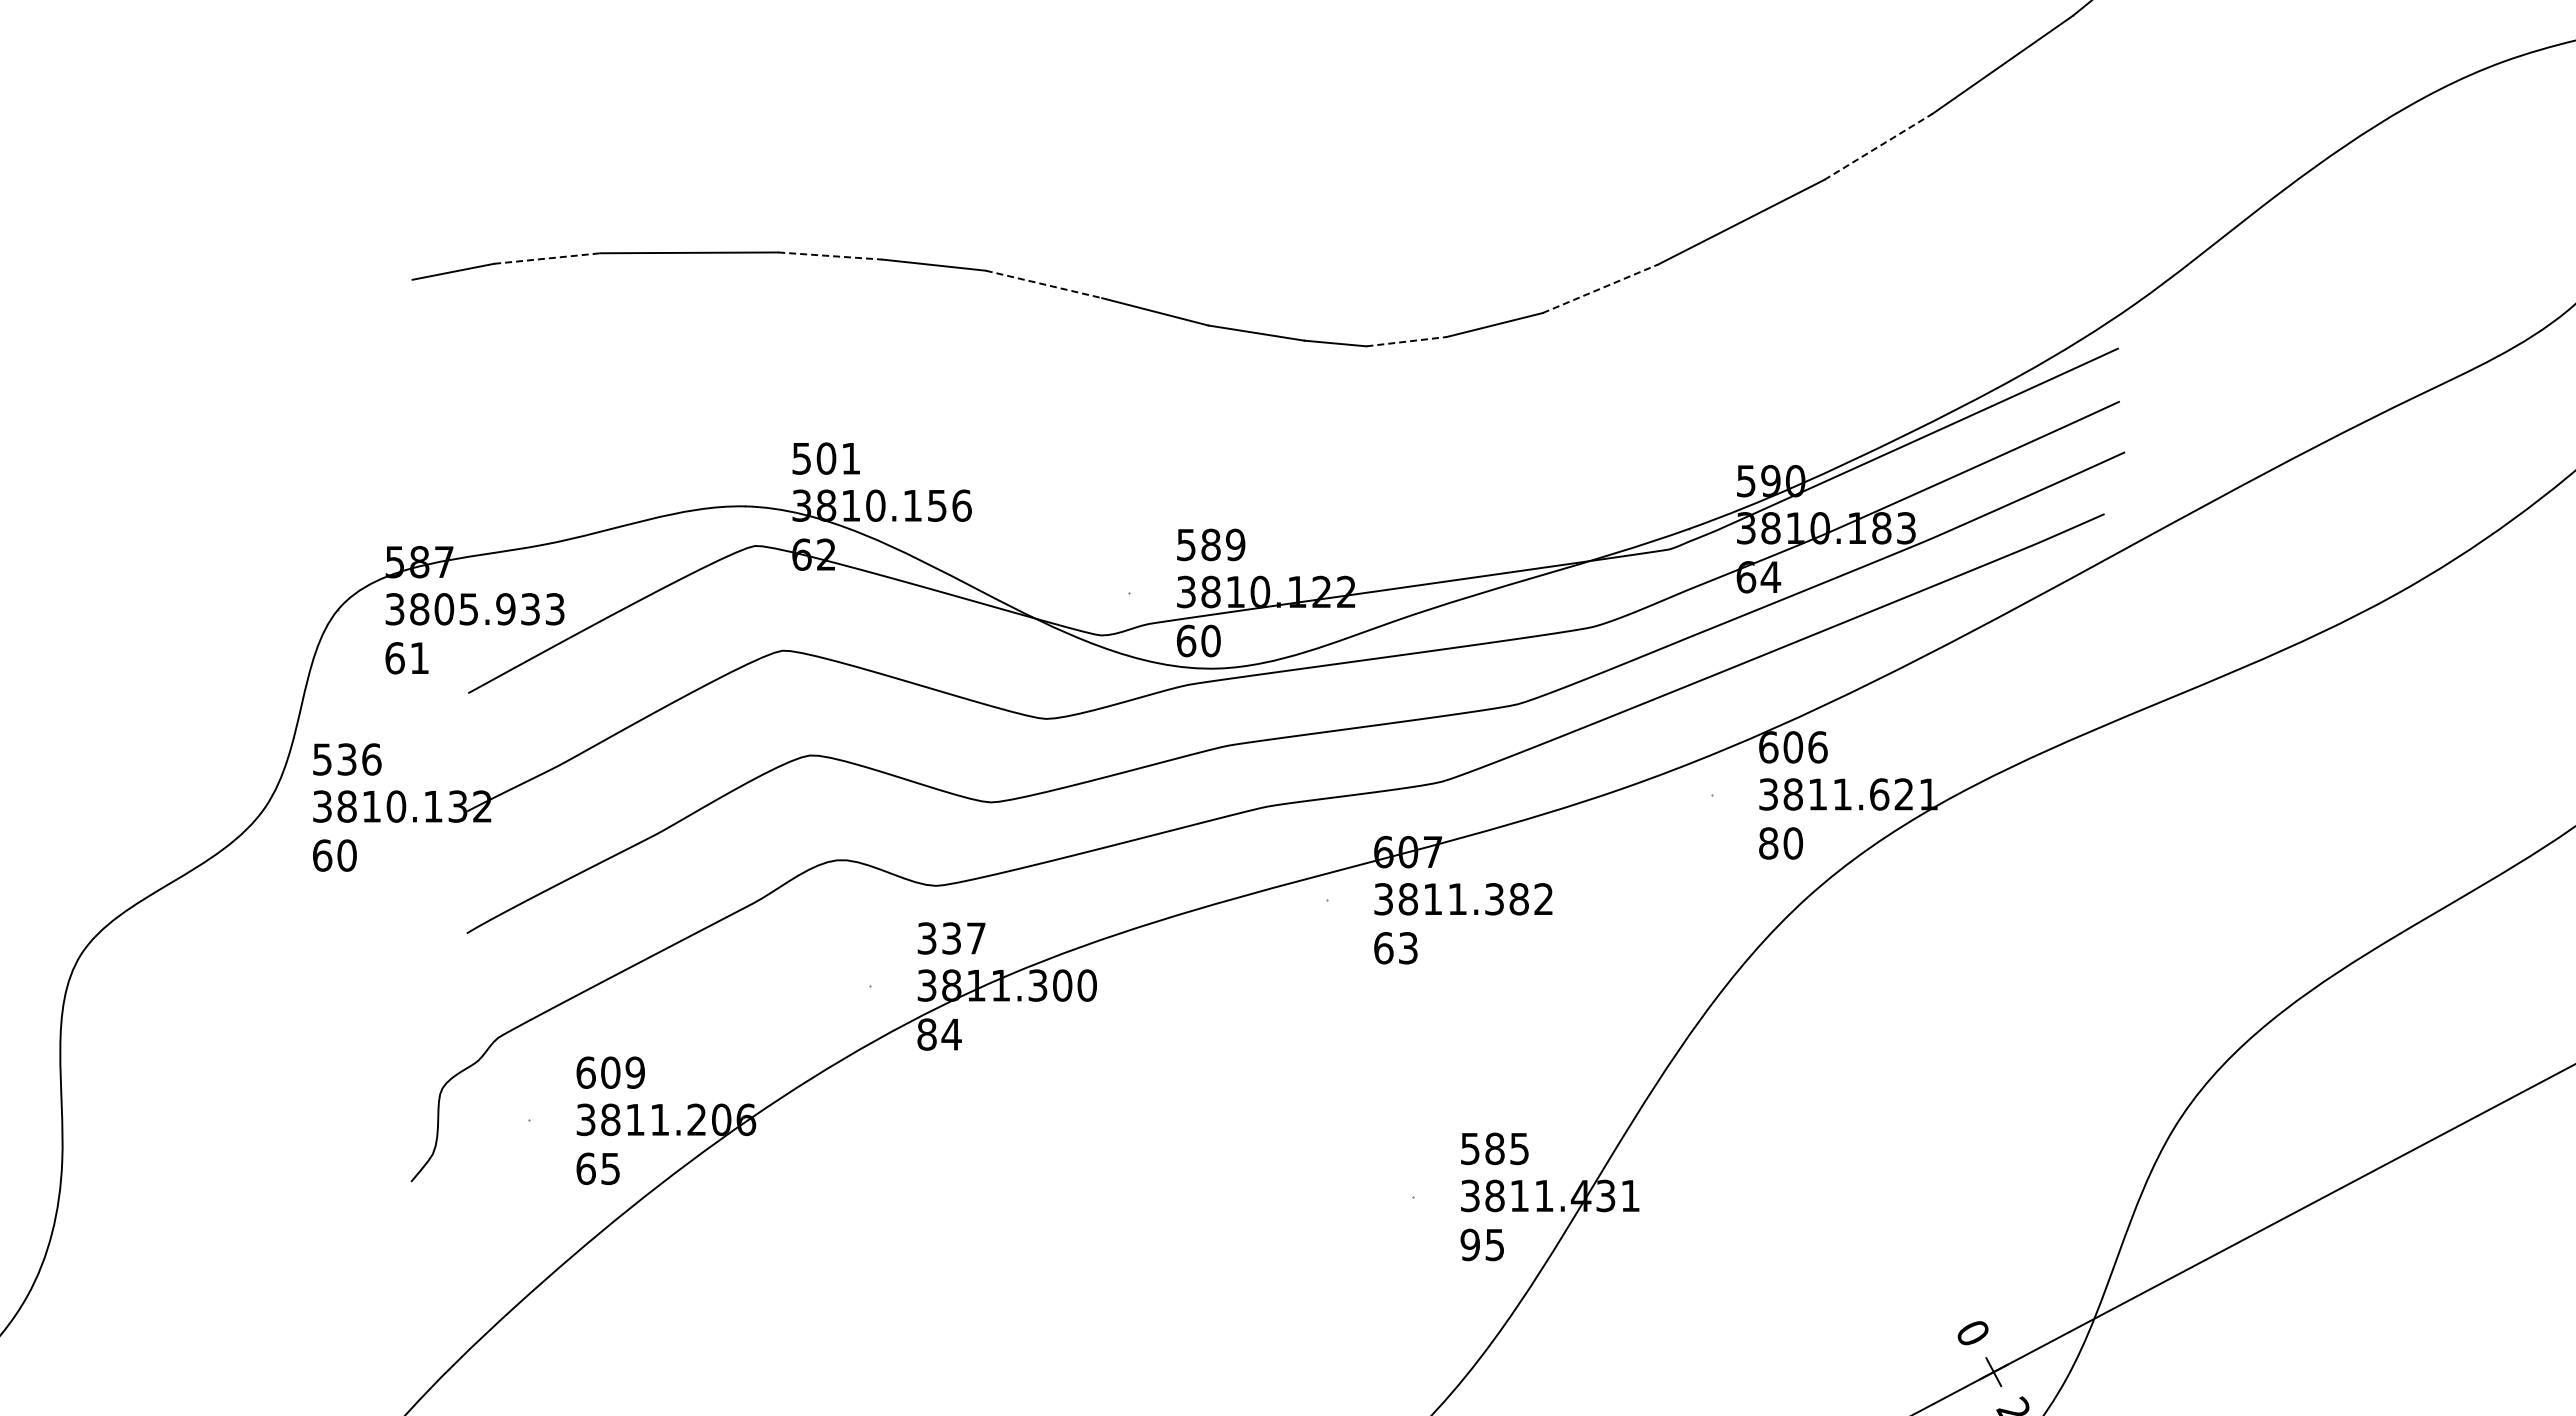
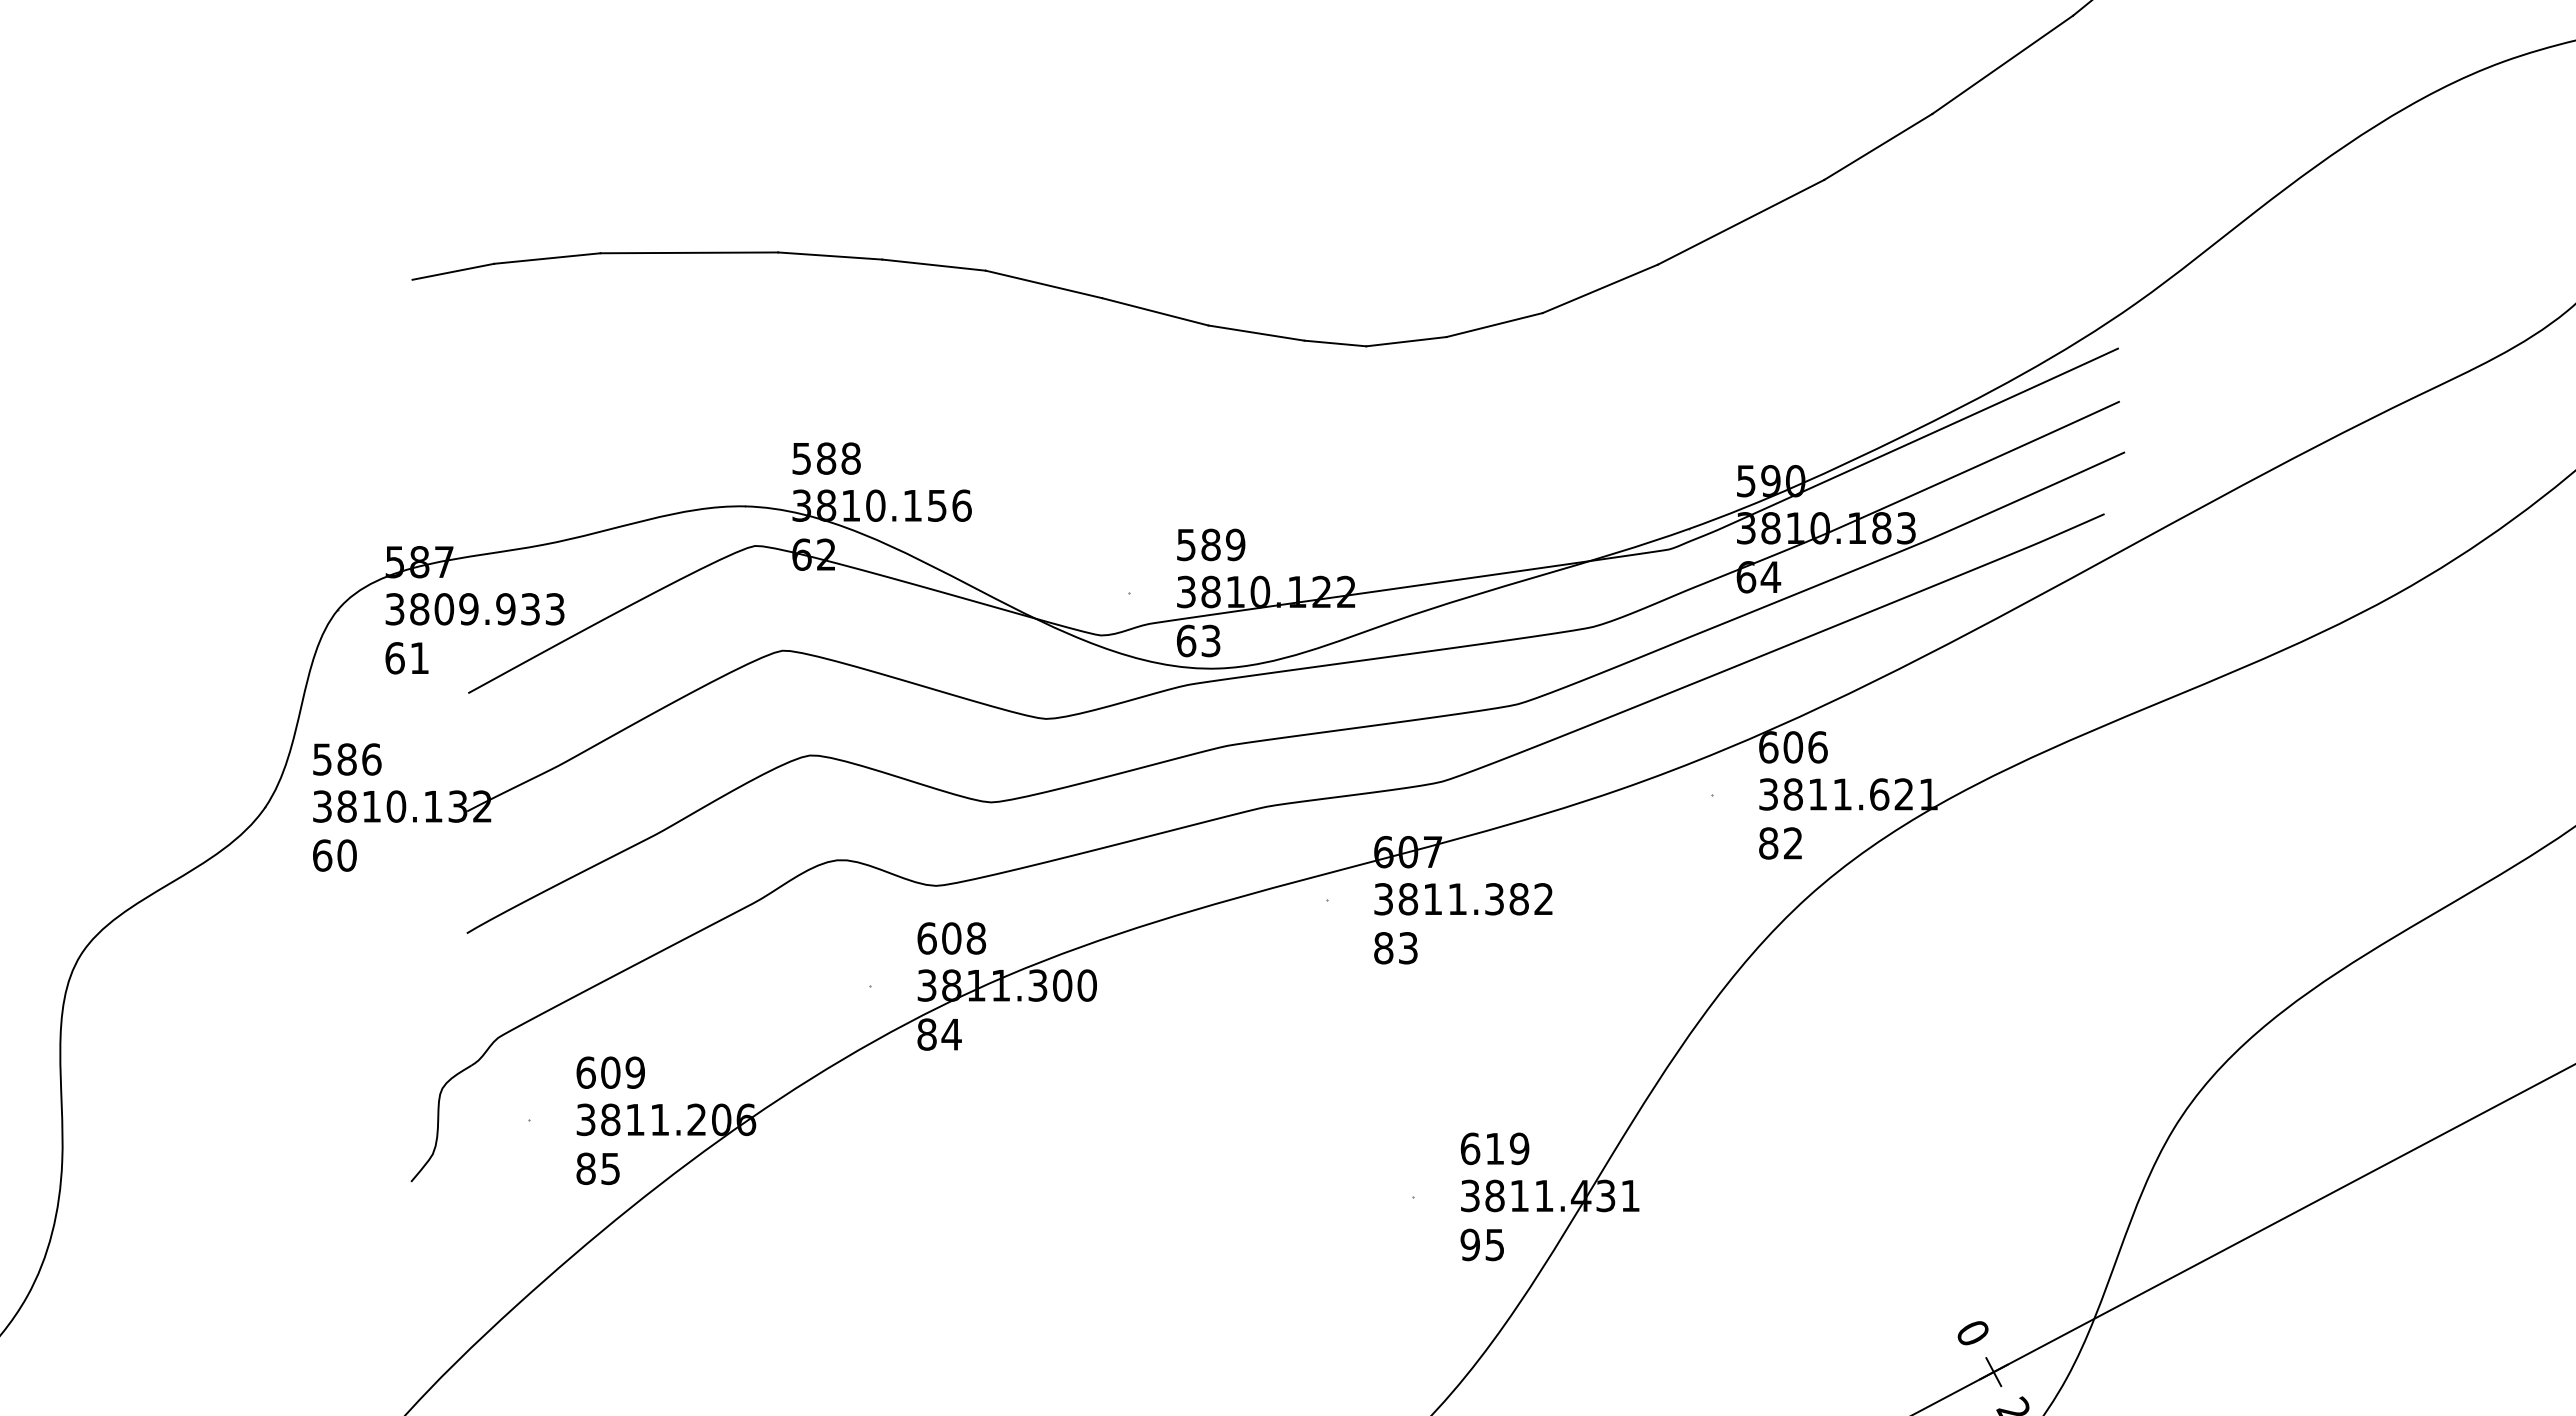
line: dashed -> solid (1878, 146)
line: dashed -> solid (830, 256)
line: dashed -> solid (547, 258)
line: dashed -> solid (1043, 284)
line: dashed -> solid (1600, 288)
line: dashed -> solid (1406, 341)
text: 501 -> 588 (838, 458)
text: 3805.933 -> 3809.933 (468, 609)
text: 60 -> 63 (1210, 640)
text: 536 -> 586 (346, 759)
text: 80 -> 82 (1793, 843)
text: 337 -> 608 (951, 938)
text: 63 -> 83 (1383, 948)
text: 585 -> 619 (1494, 1148)
text: 65 -> 85 (585, 1168)
